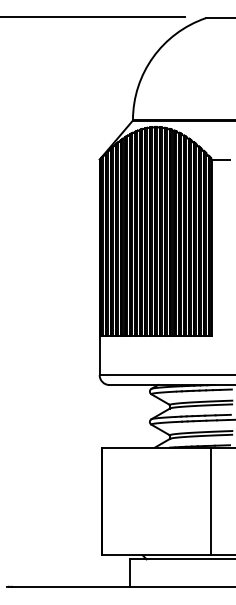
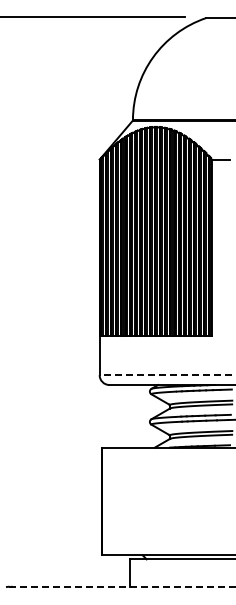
line: solid -> dashed (167, 375)
line: present -> none (211, 501)
line: solid -> dashed (122, 586)
